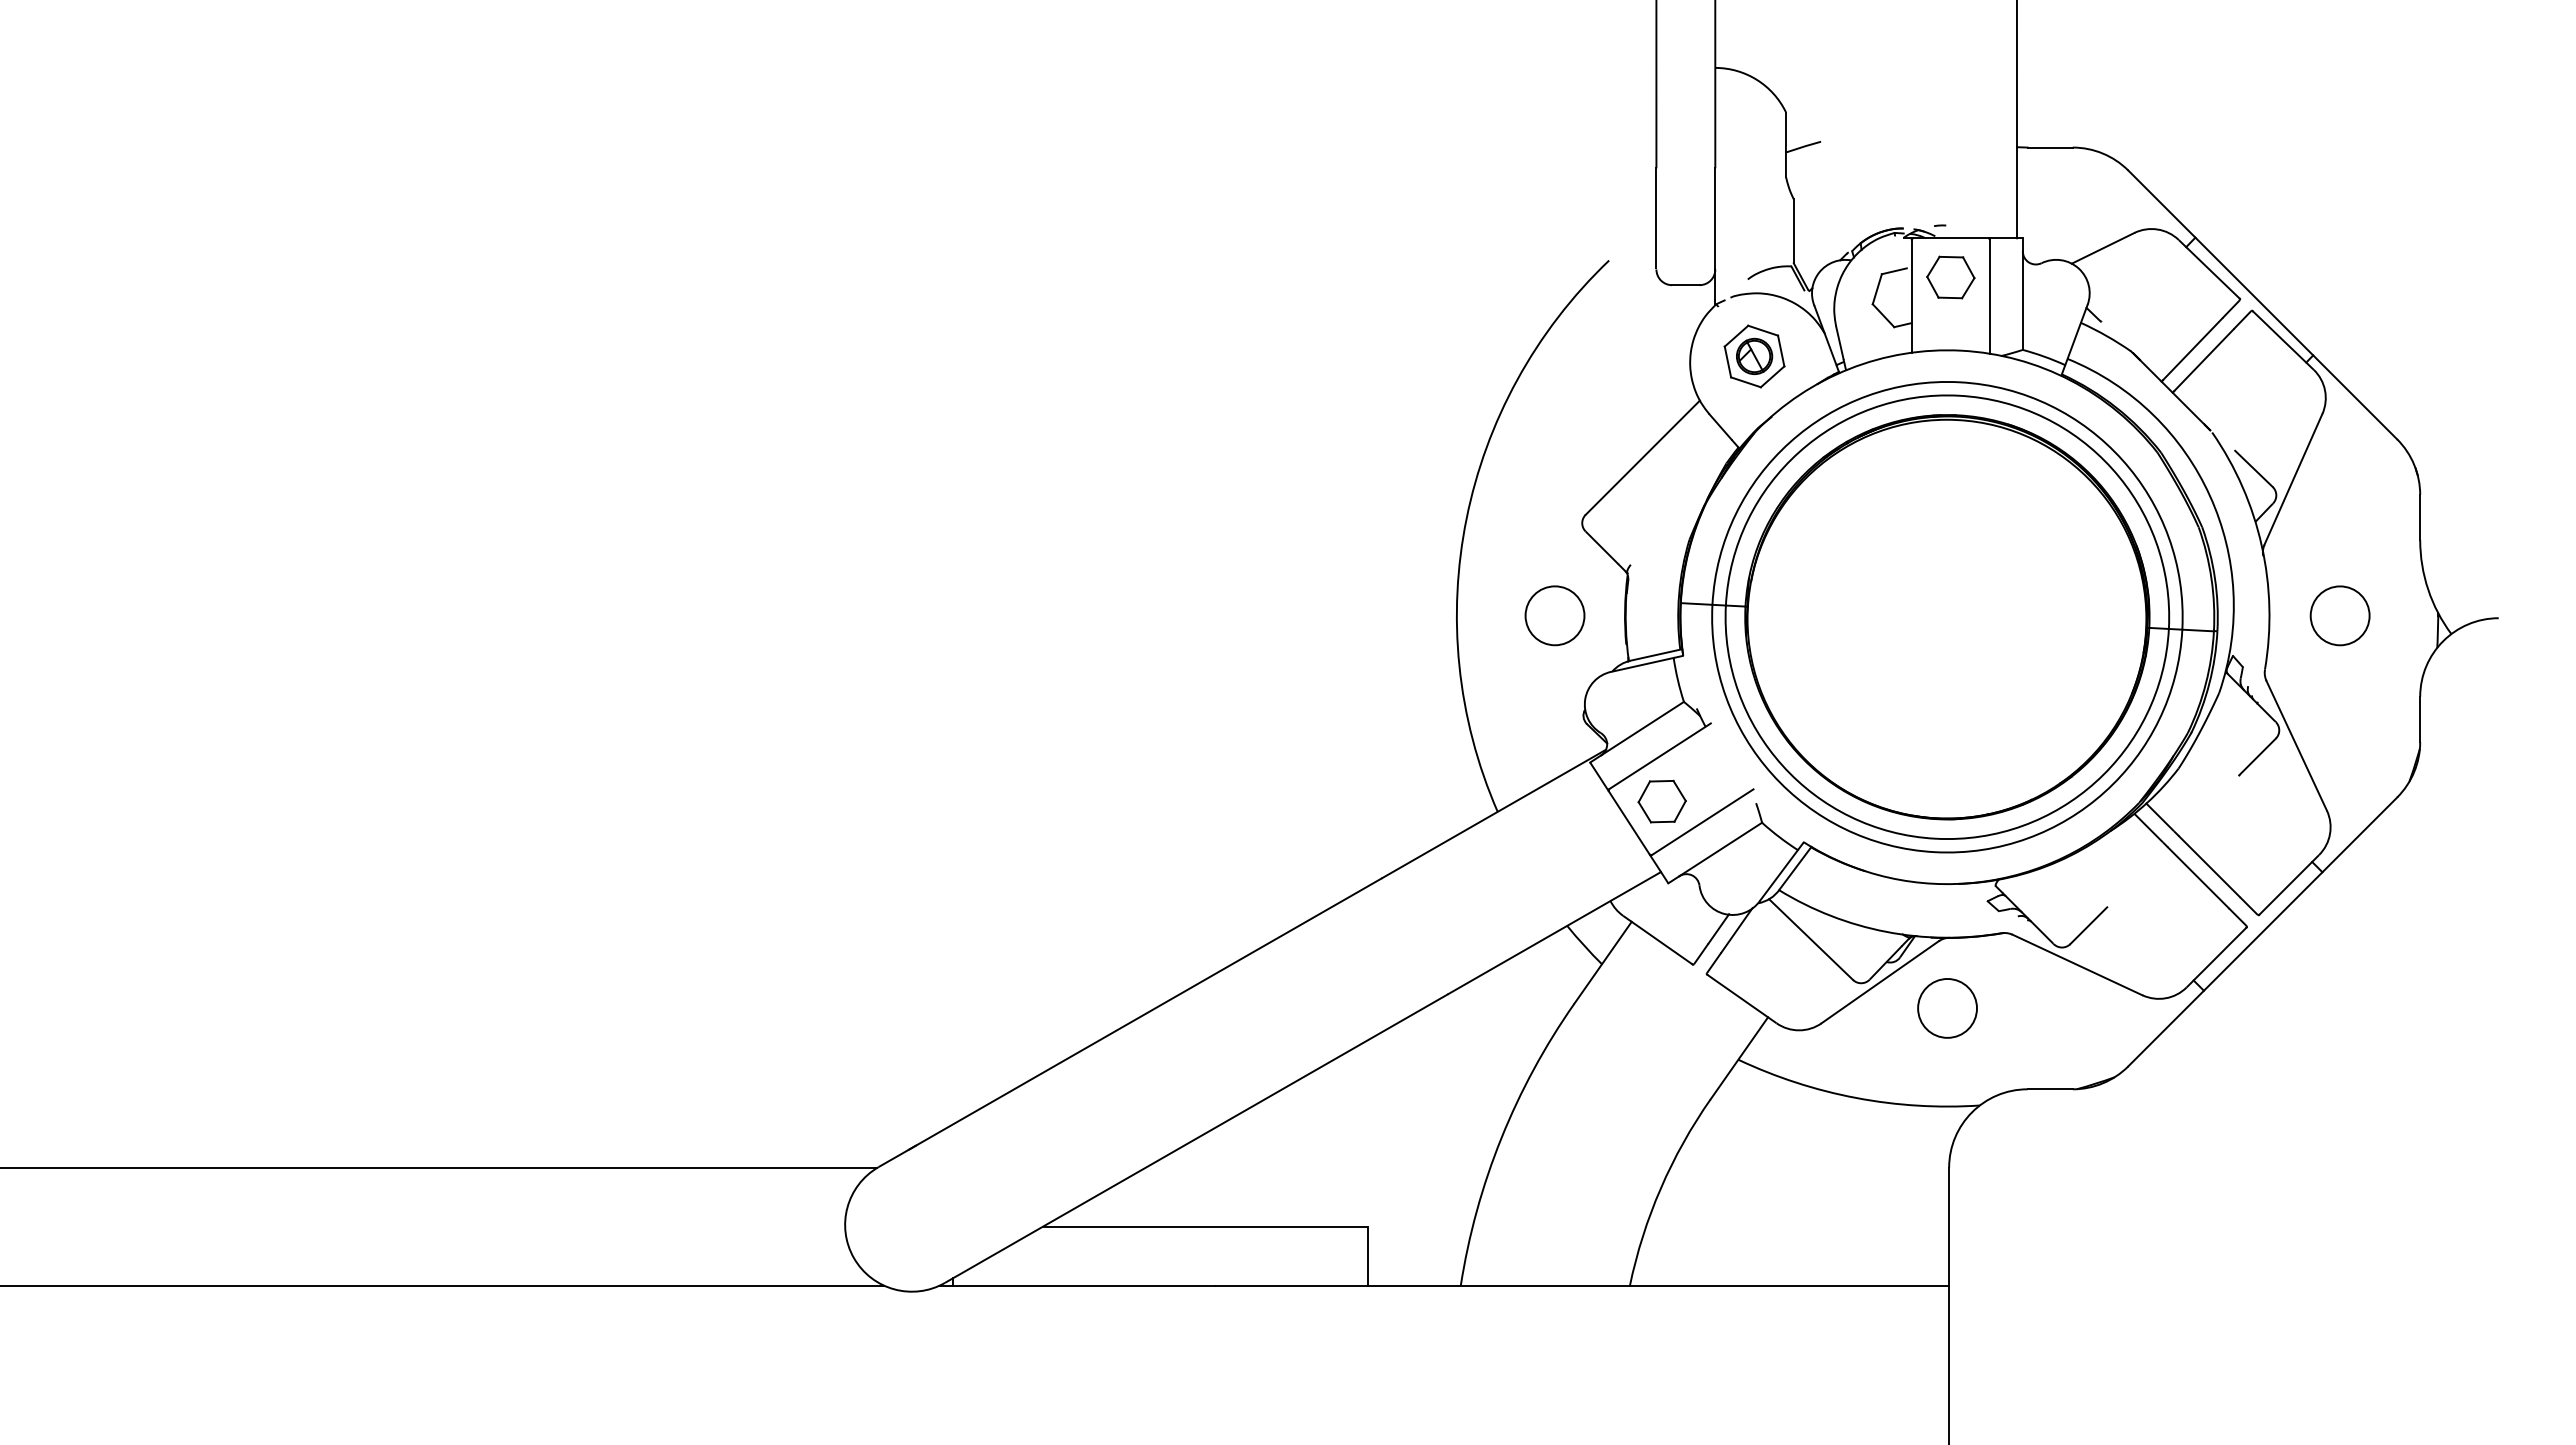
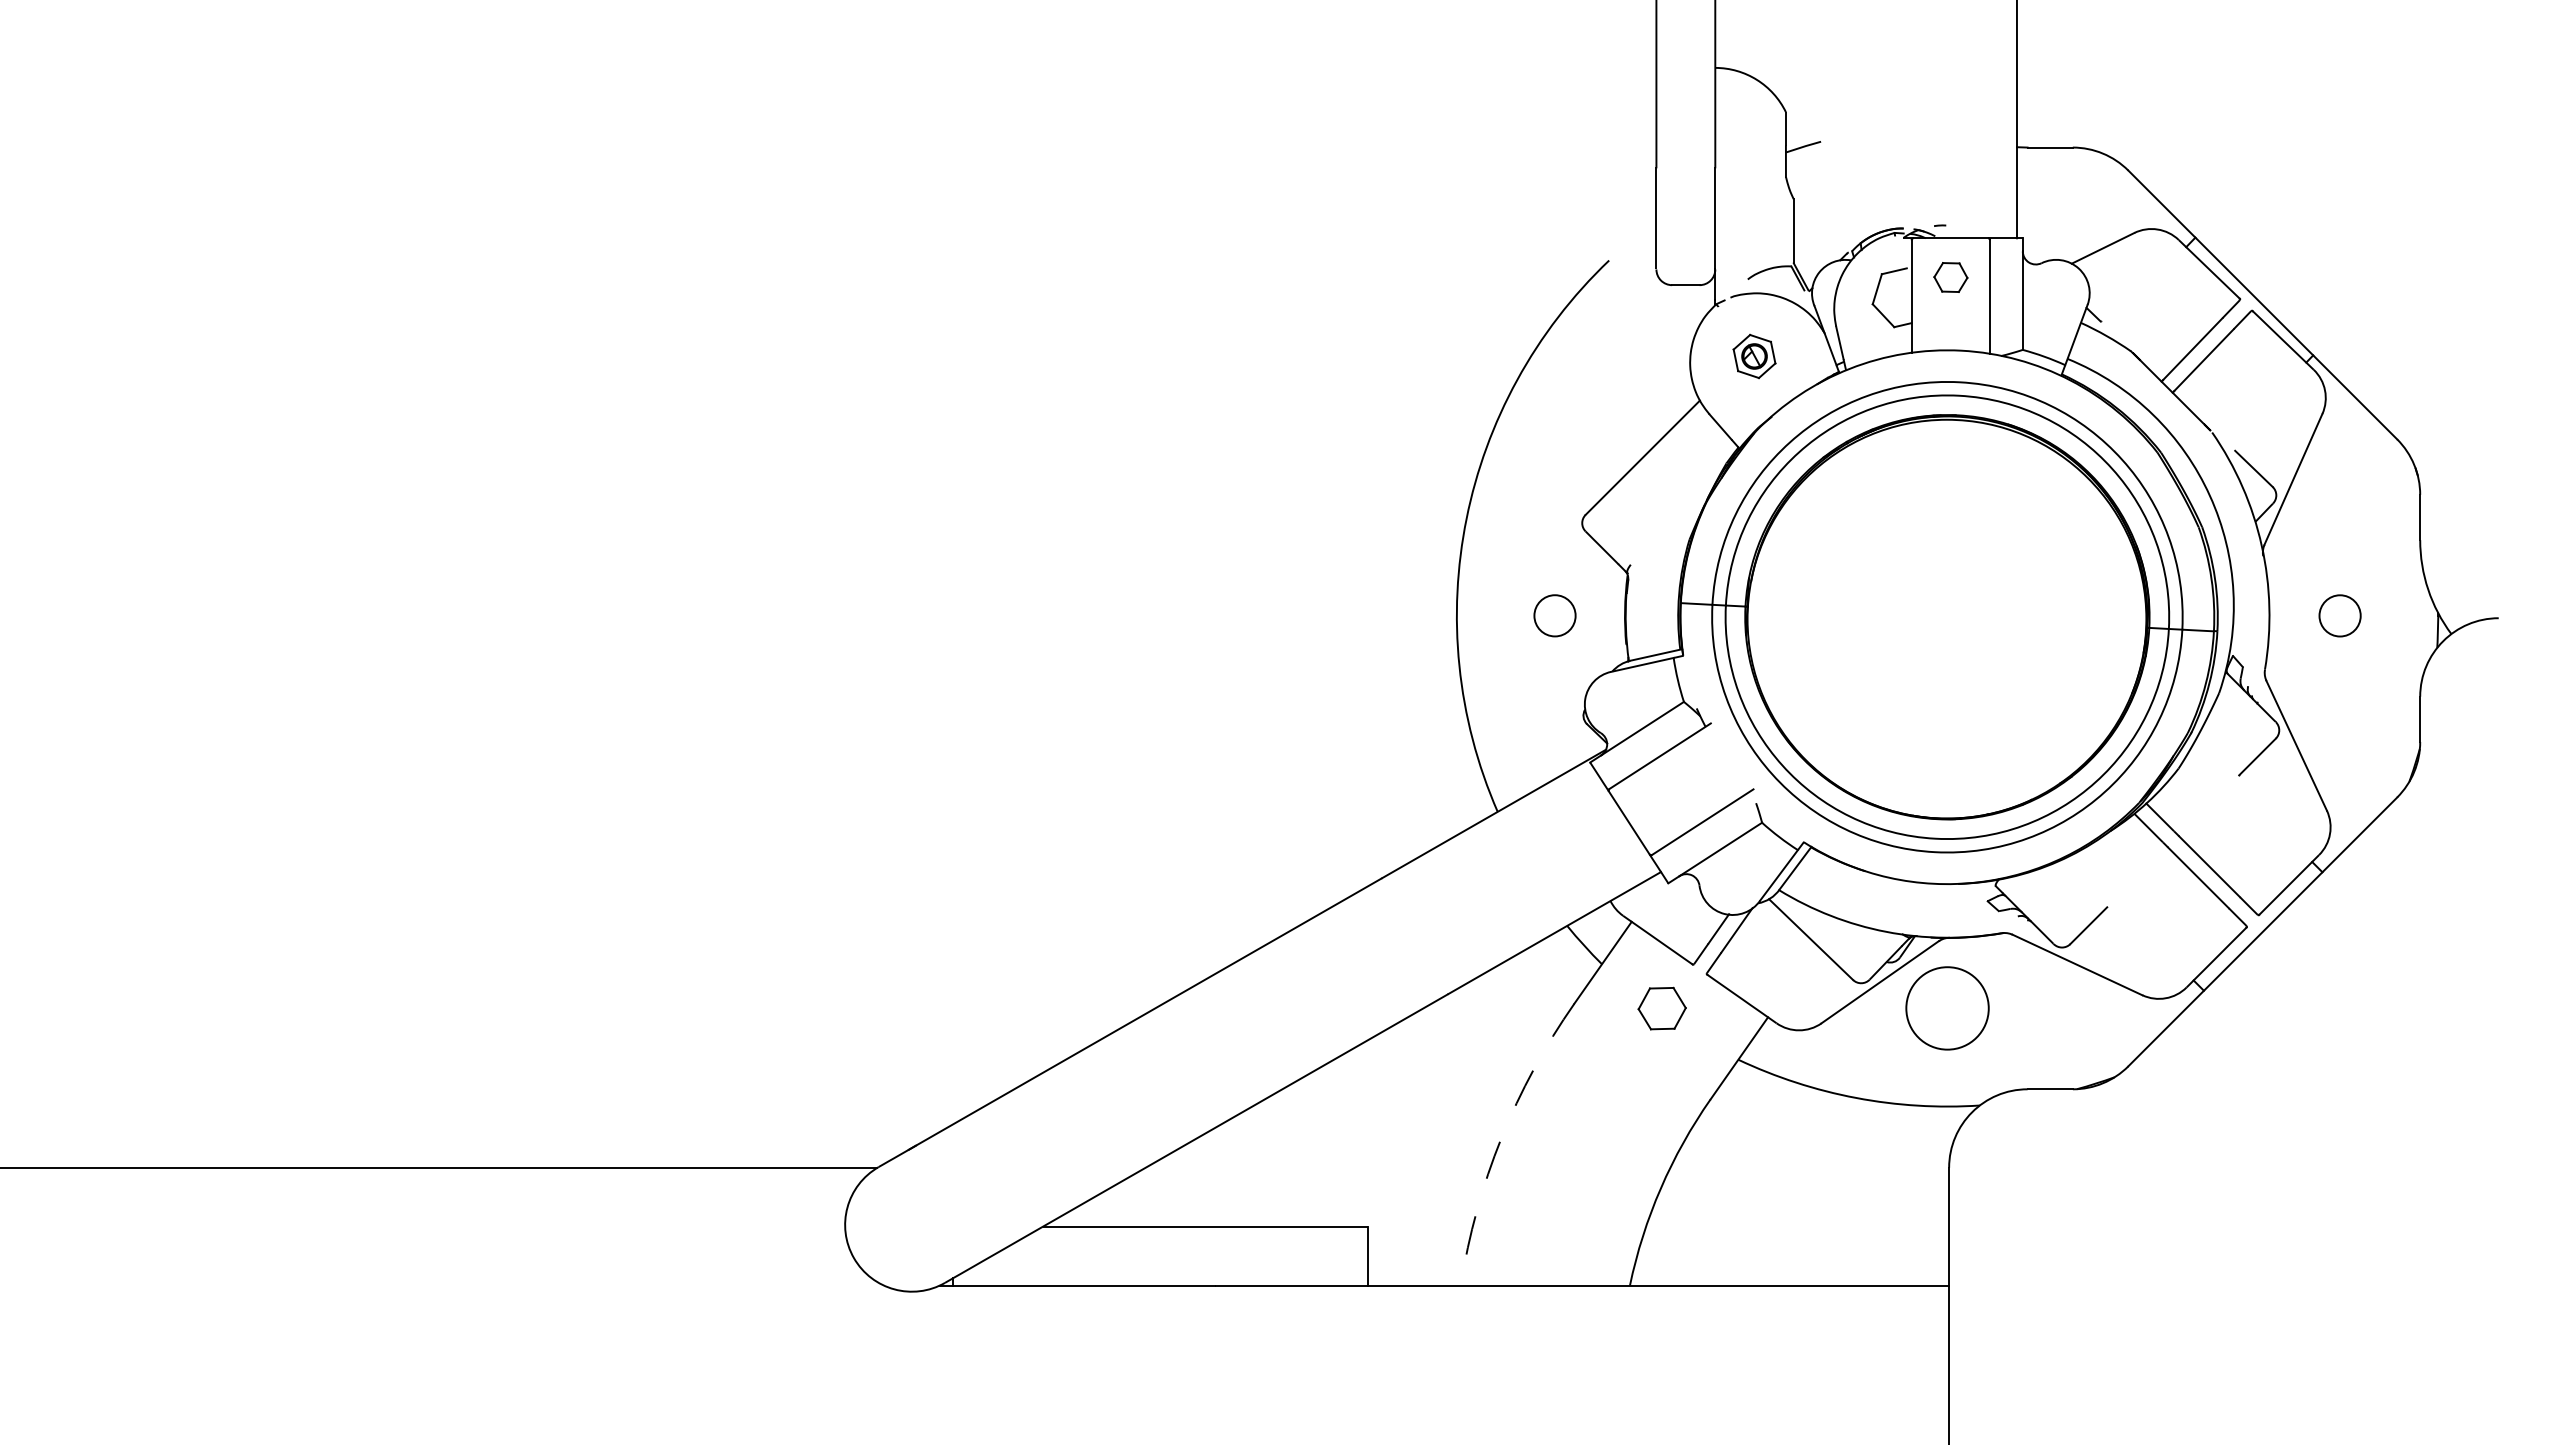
part size: 50x45 px -> 36x31 px (1950, 277)
part size: 63x65 px -> 45x47 px (1754, 356)
circle diameter: 59 px -> 41 px (1554, 615)
circle size: 62x62 px -> 44x44 px (2339, 615)
part position: (1661, 801) -> (1661, 1008) (1661, 1008)
circle diameter: 59 px -> 82 px (1947, 1008)
arc: solid -> dashed (1501, 1138)
line: present -> none (442, 1285)
